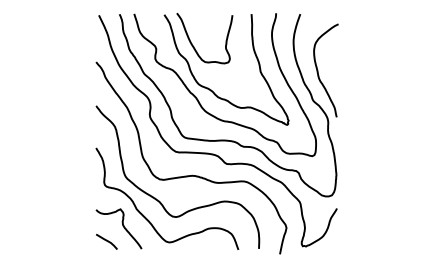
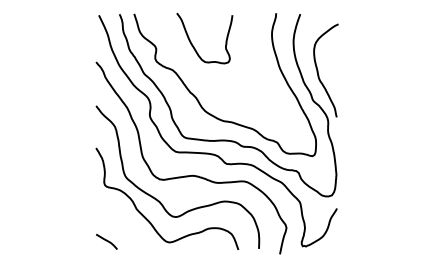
curve: present -> none (211, 89)
curve: present -> none (122, 226)
